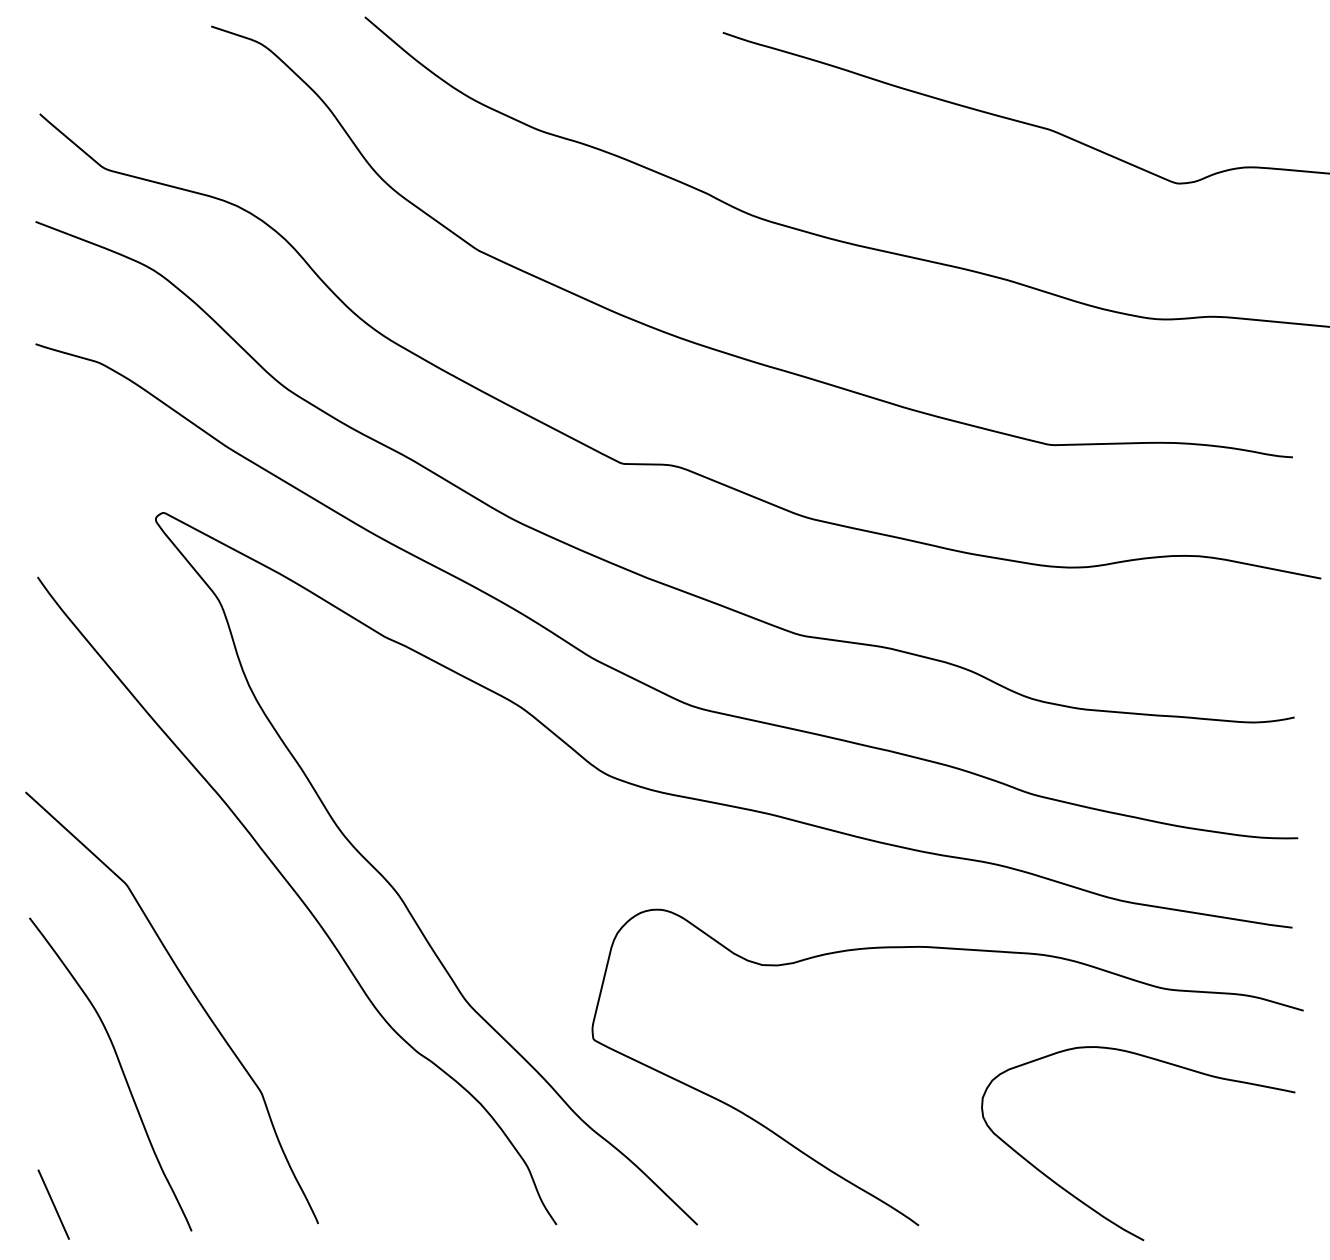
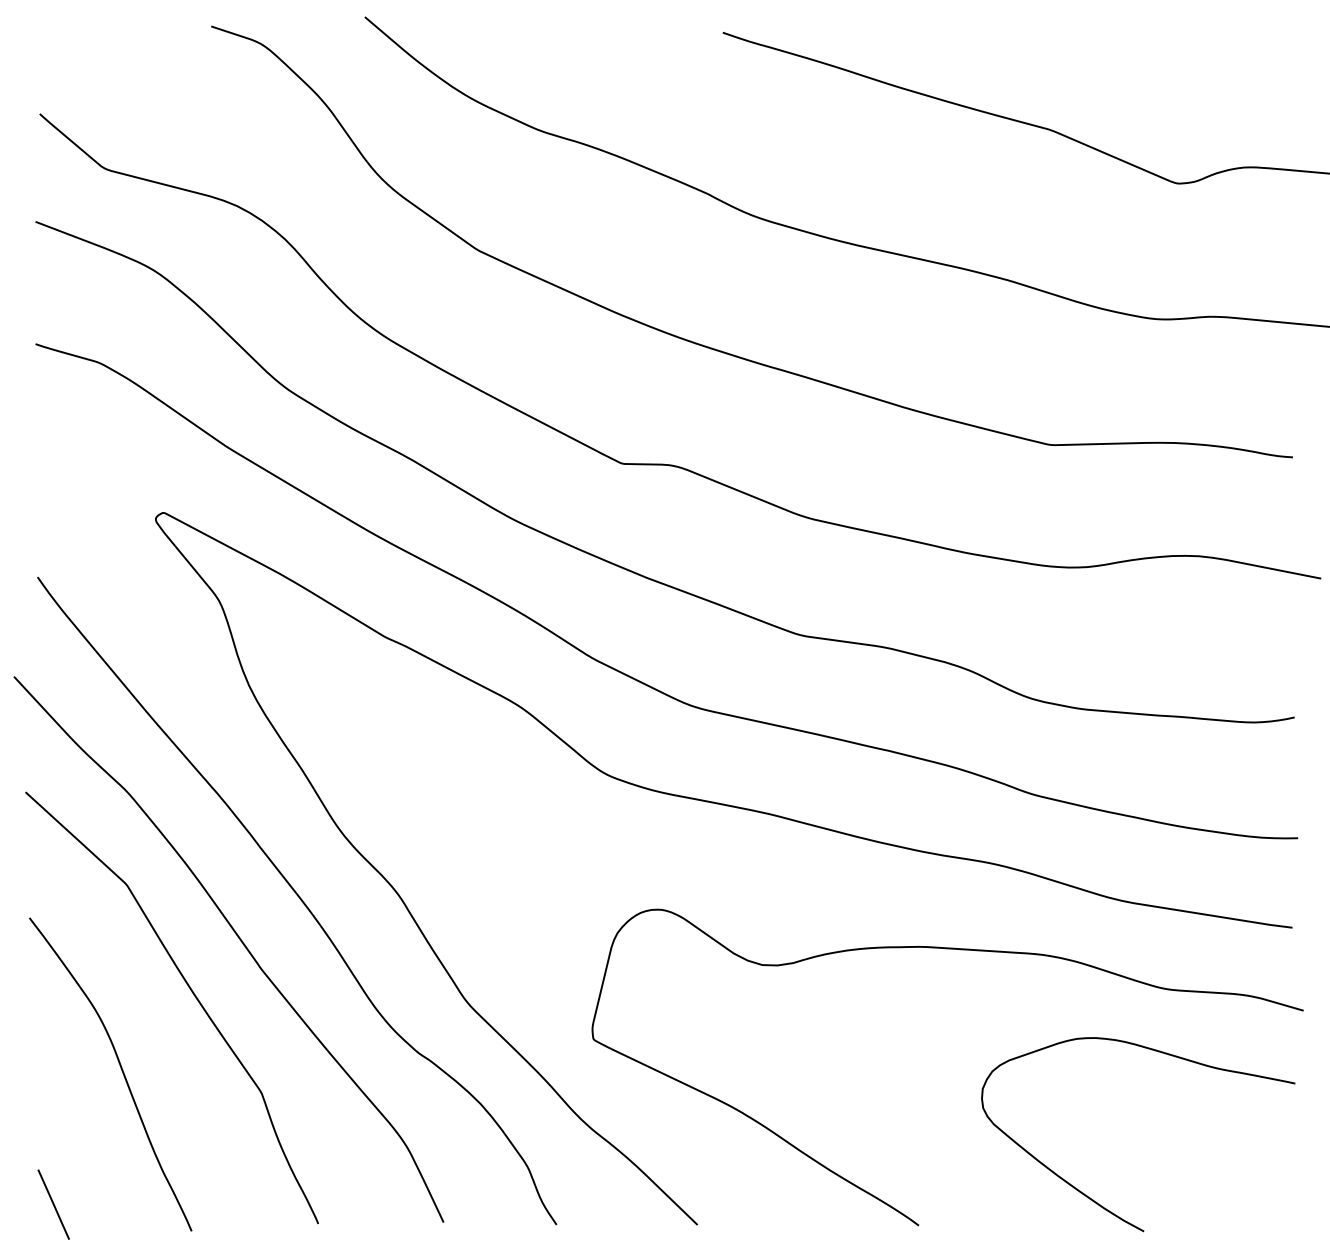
curve: none -> present (240, 941)
curve position: (1093, 1208) -> (1093, 1199) (1093, 1199)
